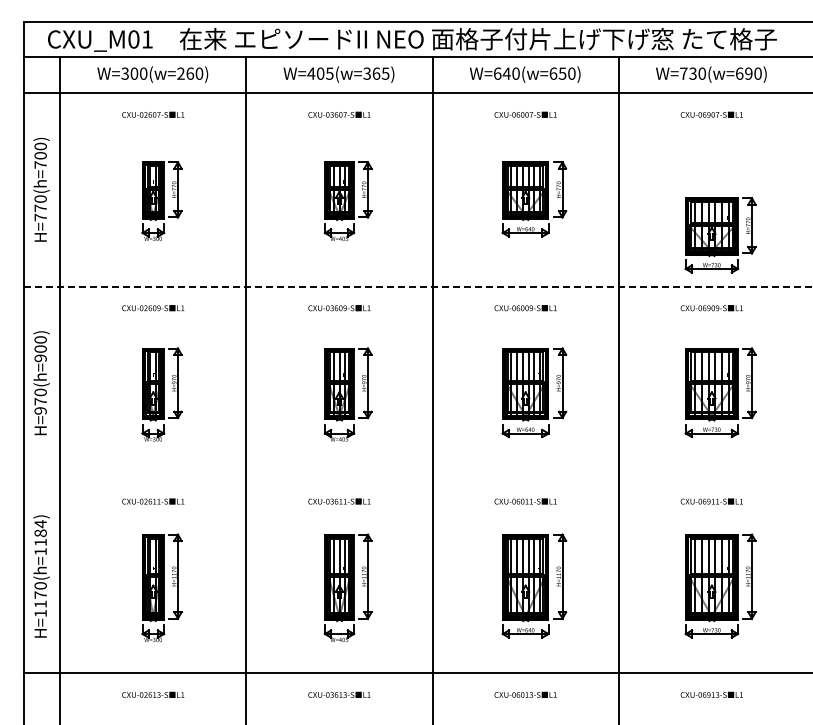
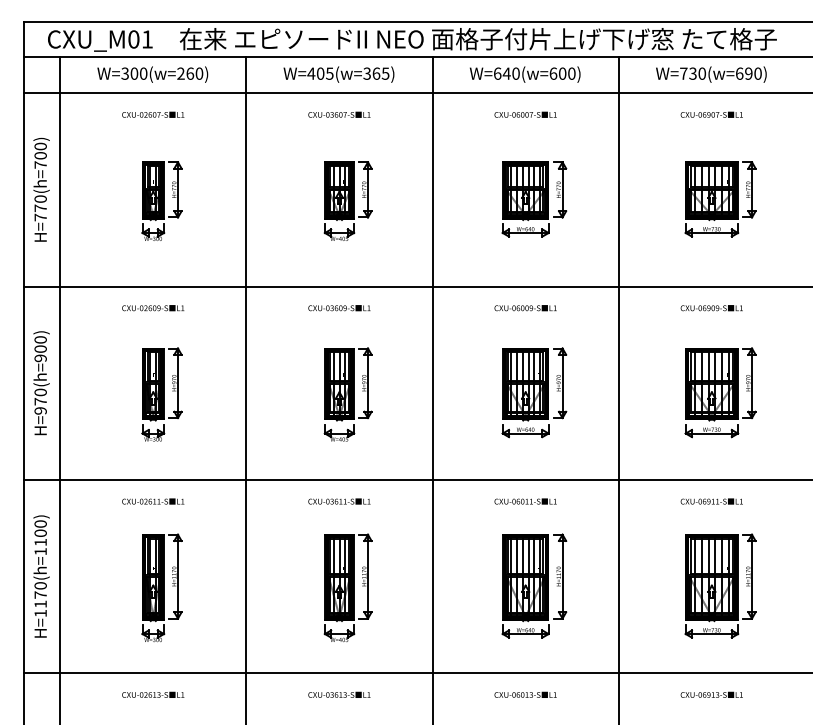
text: W=640(w=650) -> W=640(w=600) (562, 73)
part position: (720, 235) -> (720, 199) (720, 199)
line: dashed -> solid (418, 286)
line: none -> present (416, 479)
text: H=1170(h=1184) -> H=1170(h=1100) (40, 528)
